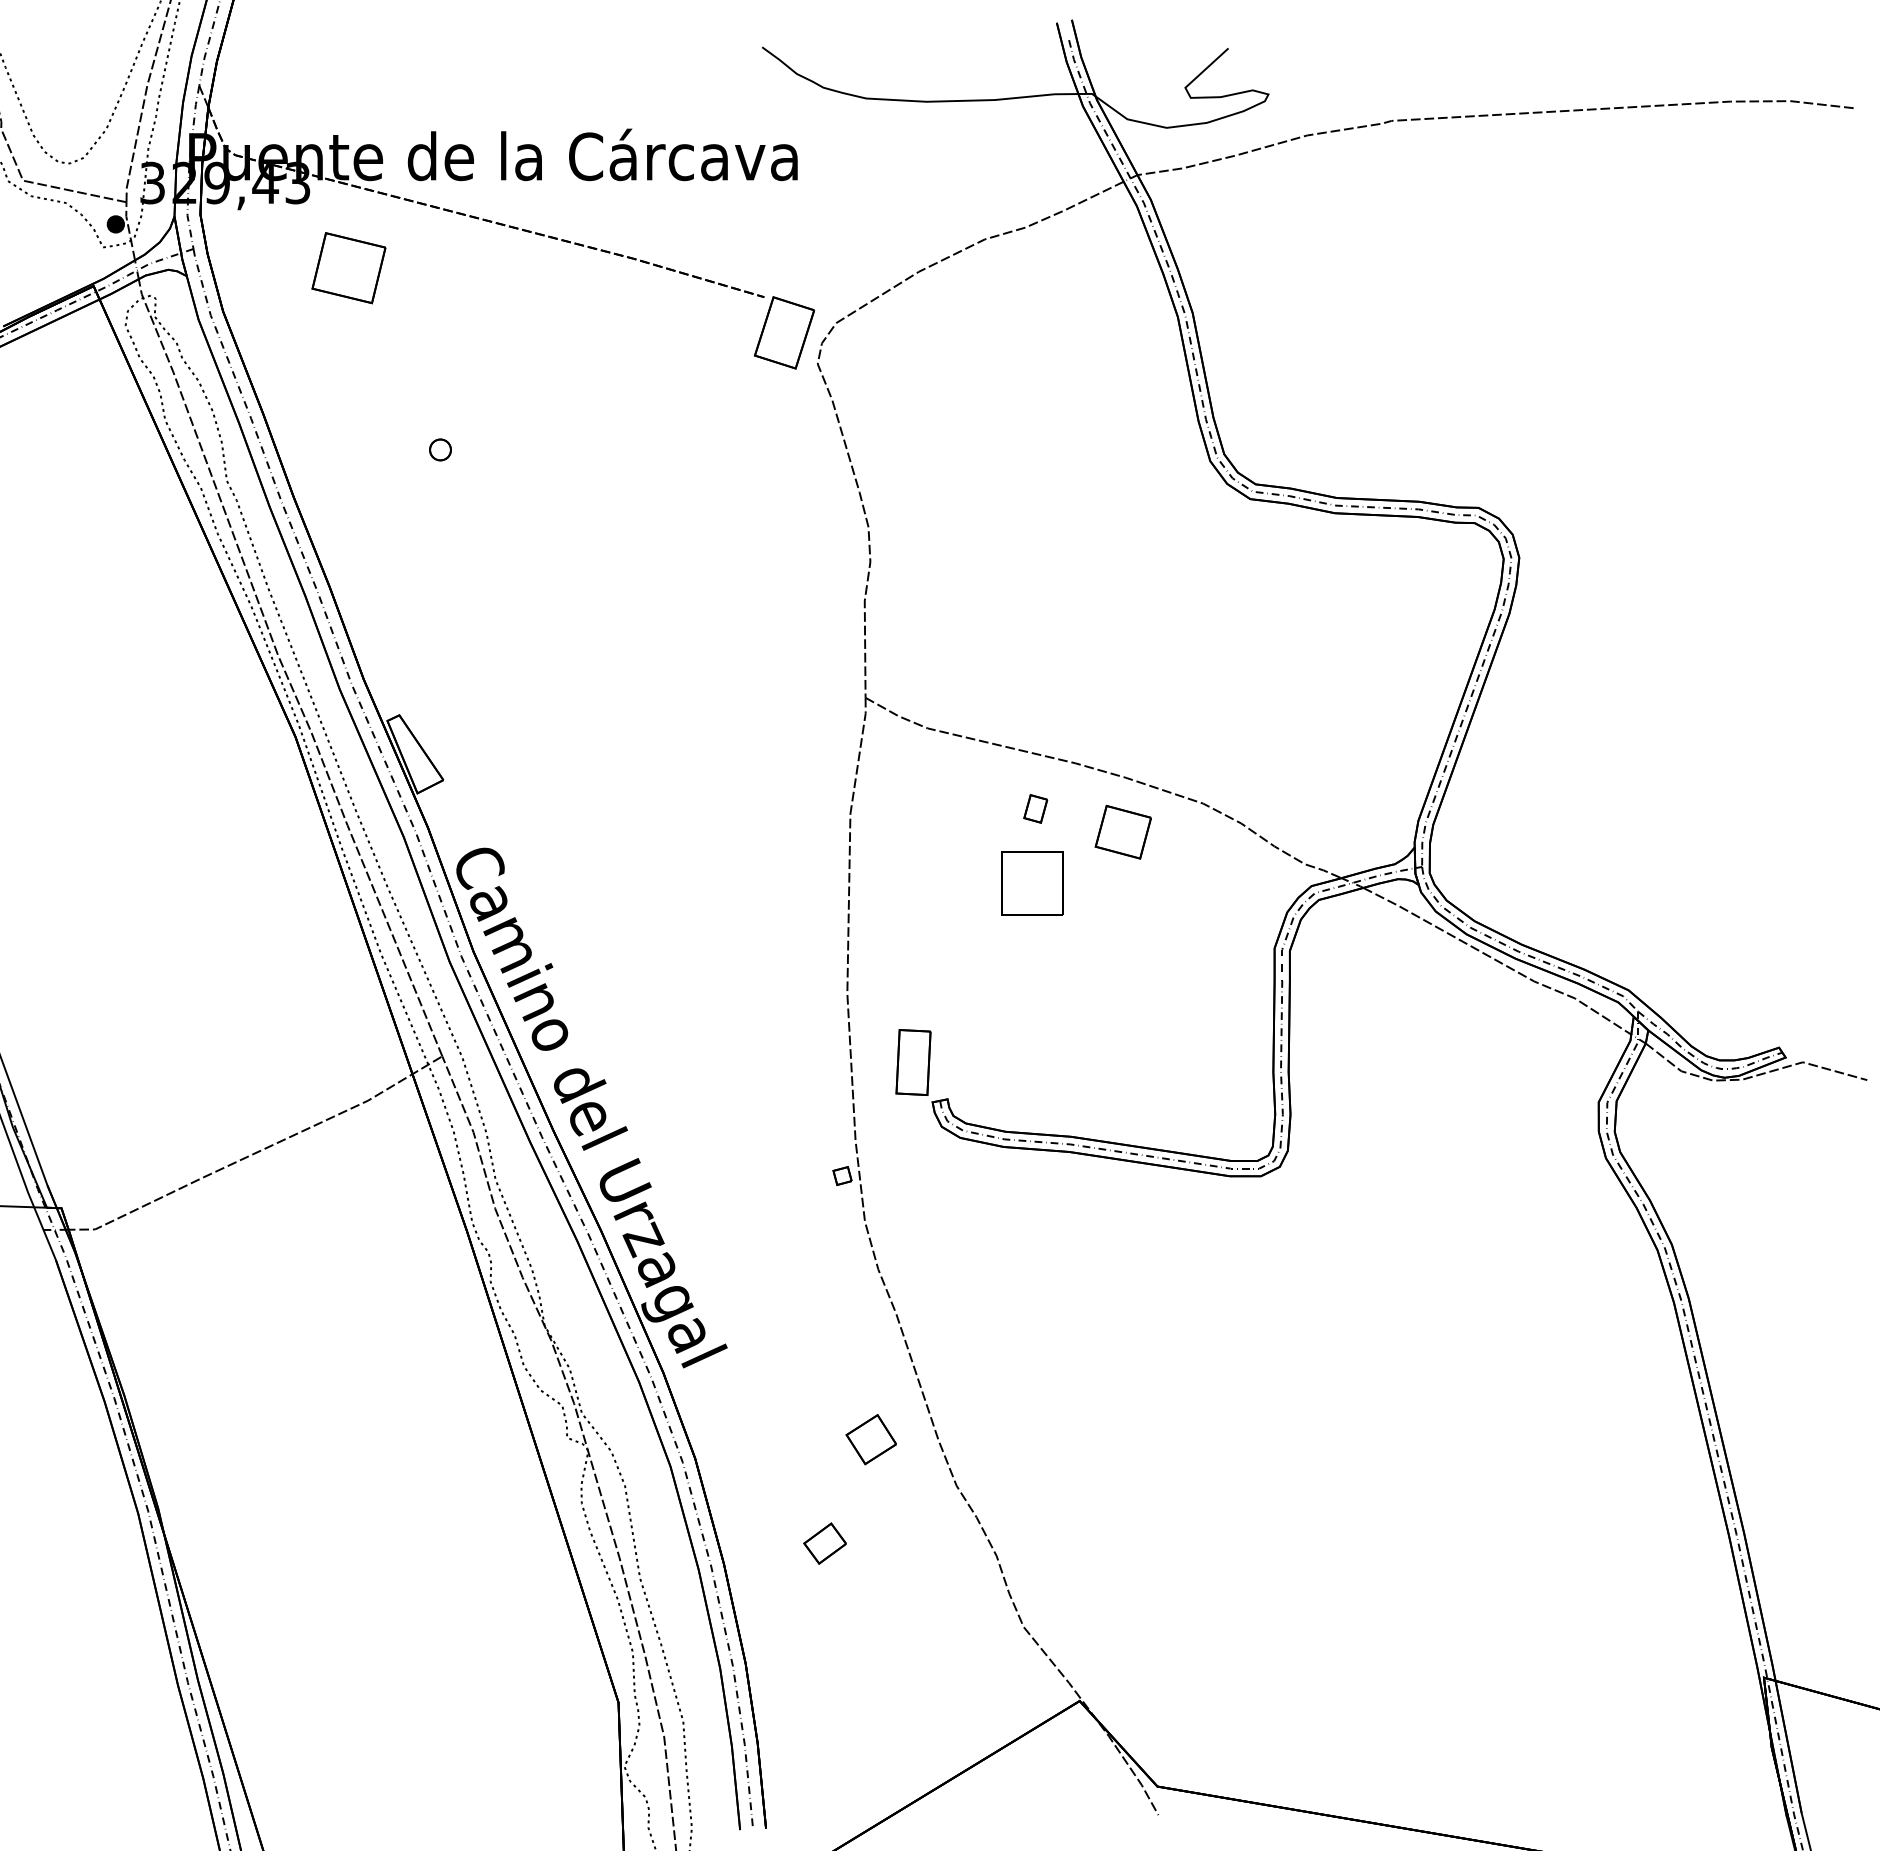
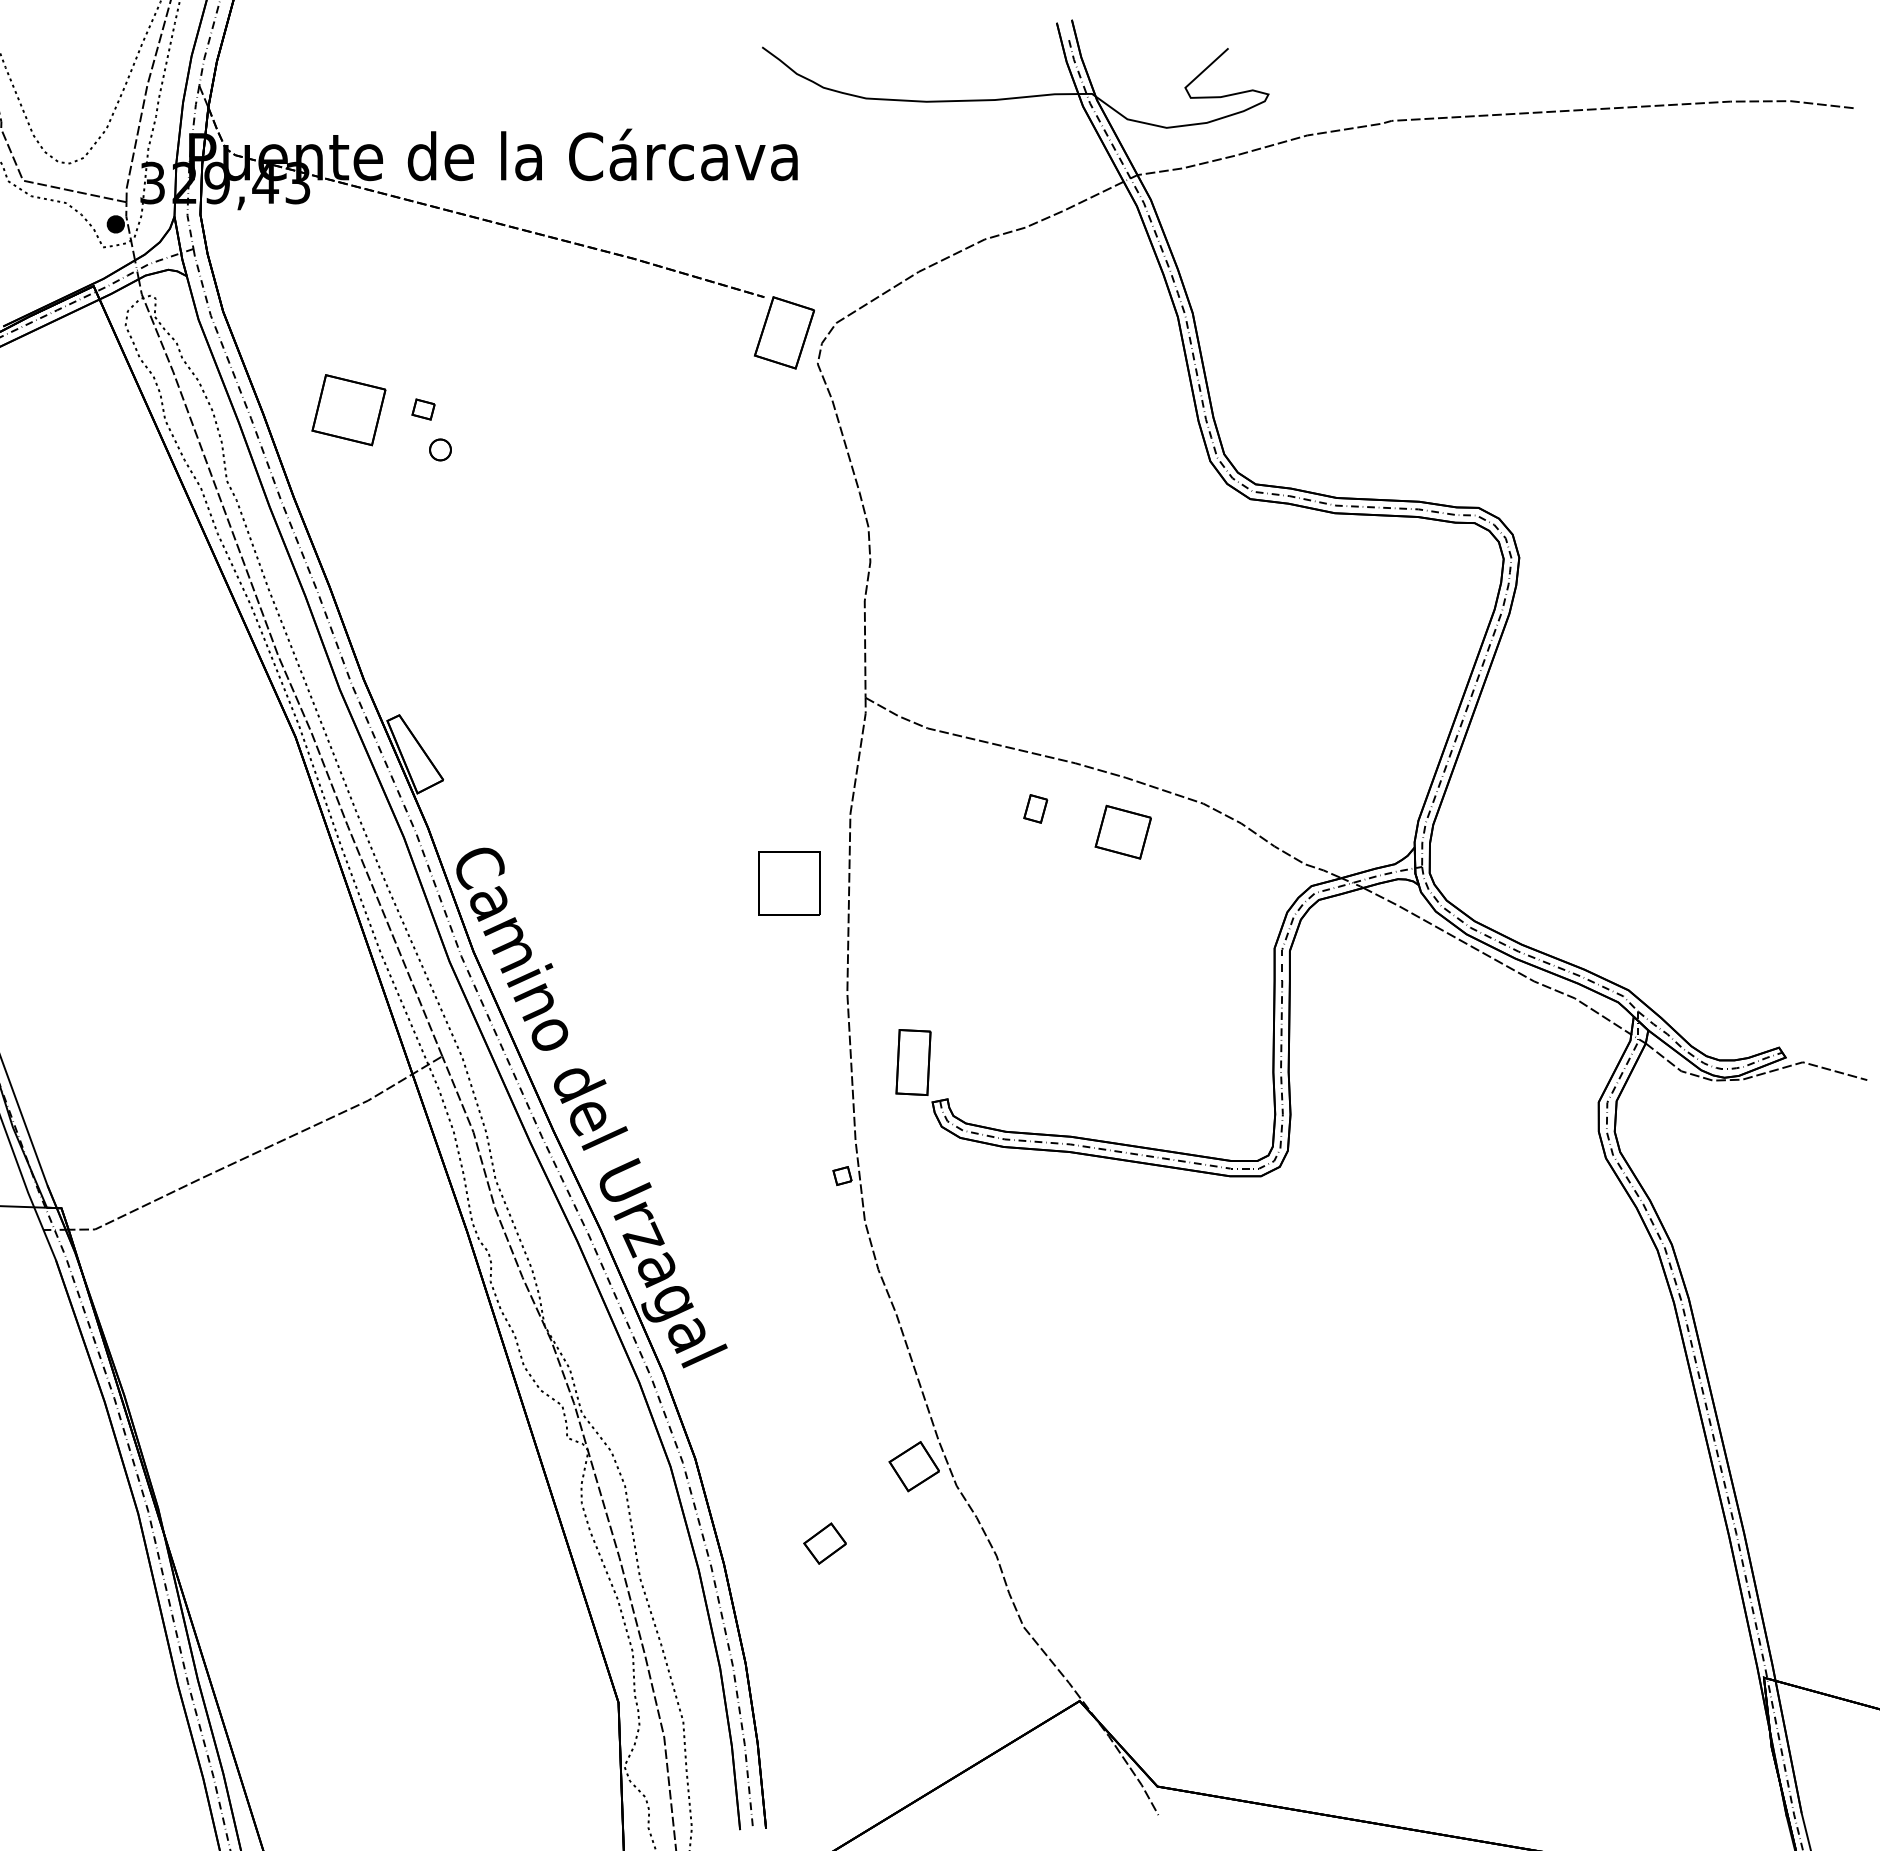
part position: (348, 268) -> (348, 410) (348, 410)
part: none -> present (423, 409)
part position: (1032, 883) -> (789, 883) (789, 883)
part position: (870, 1439) -> (913, 1466) (913, 1466)
